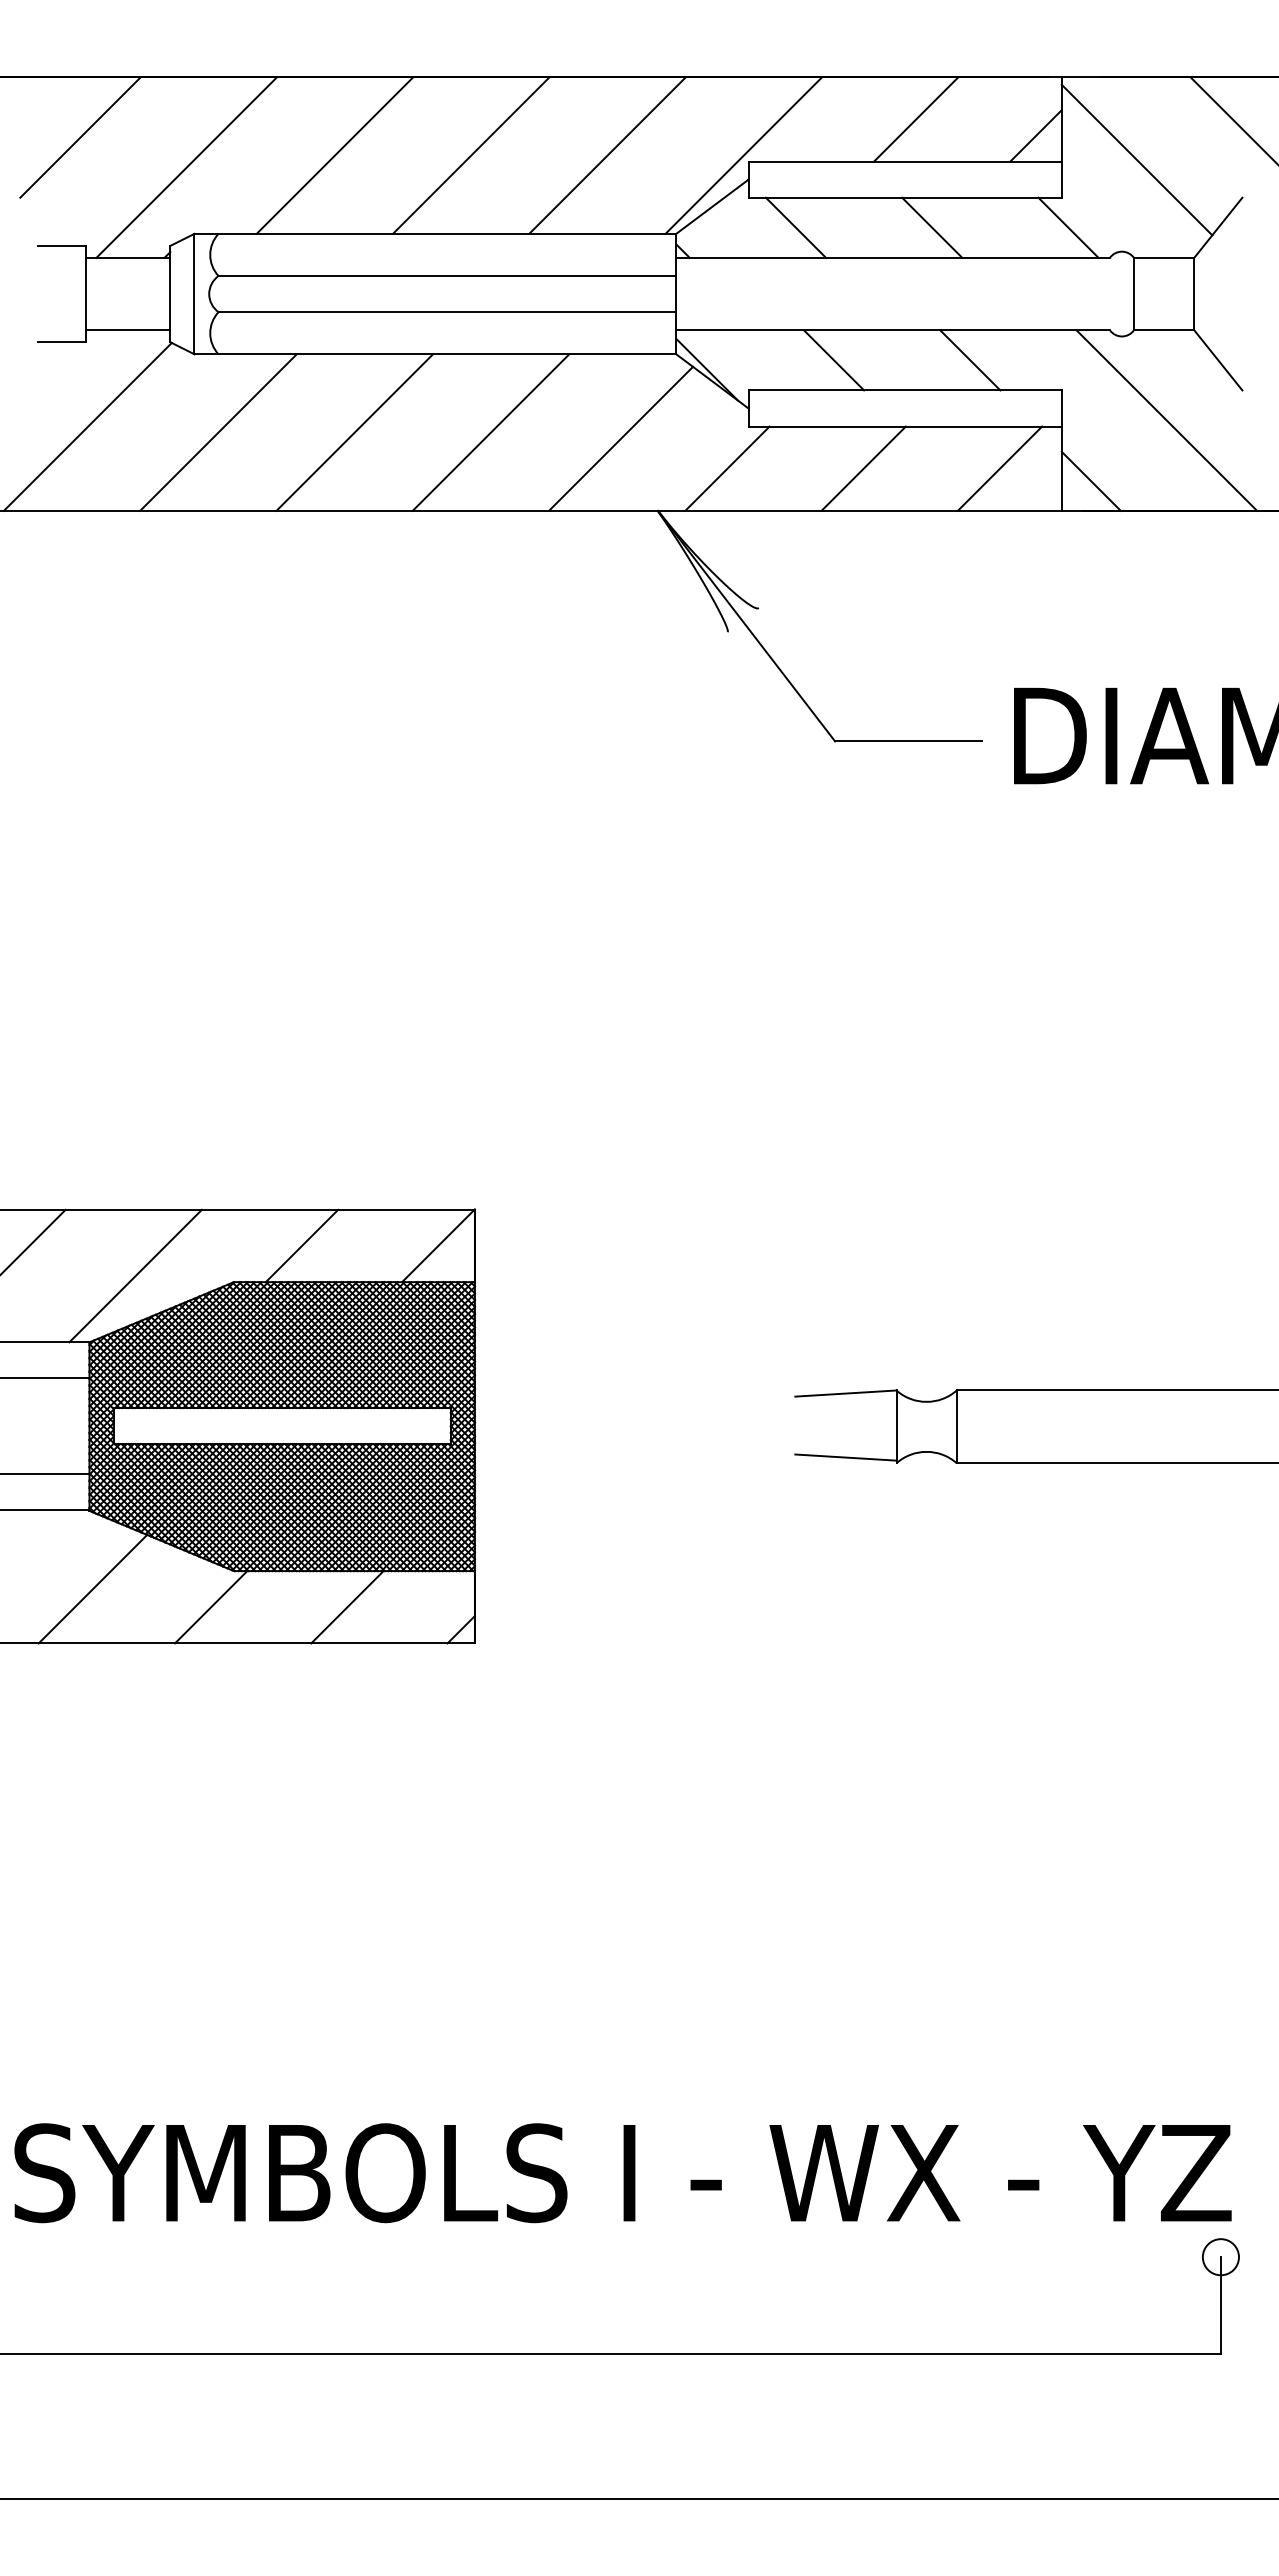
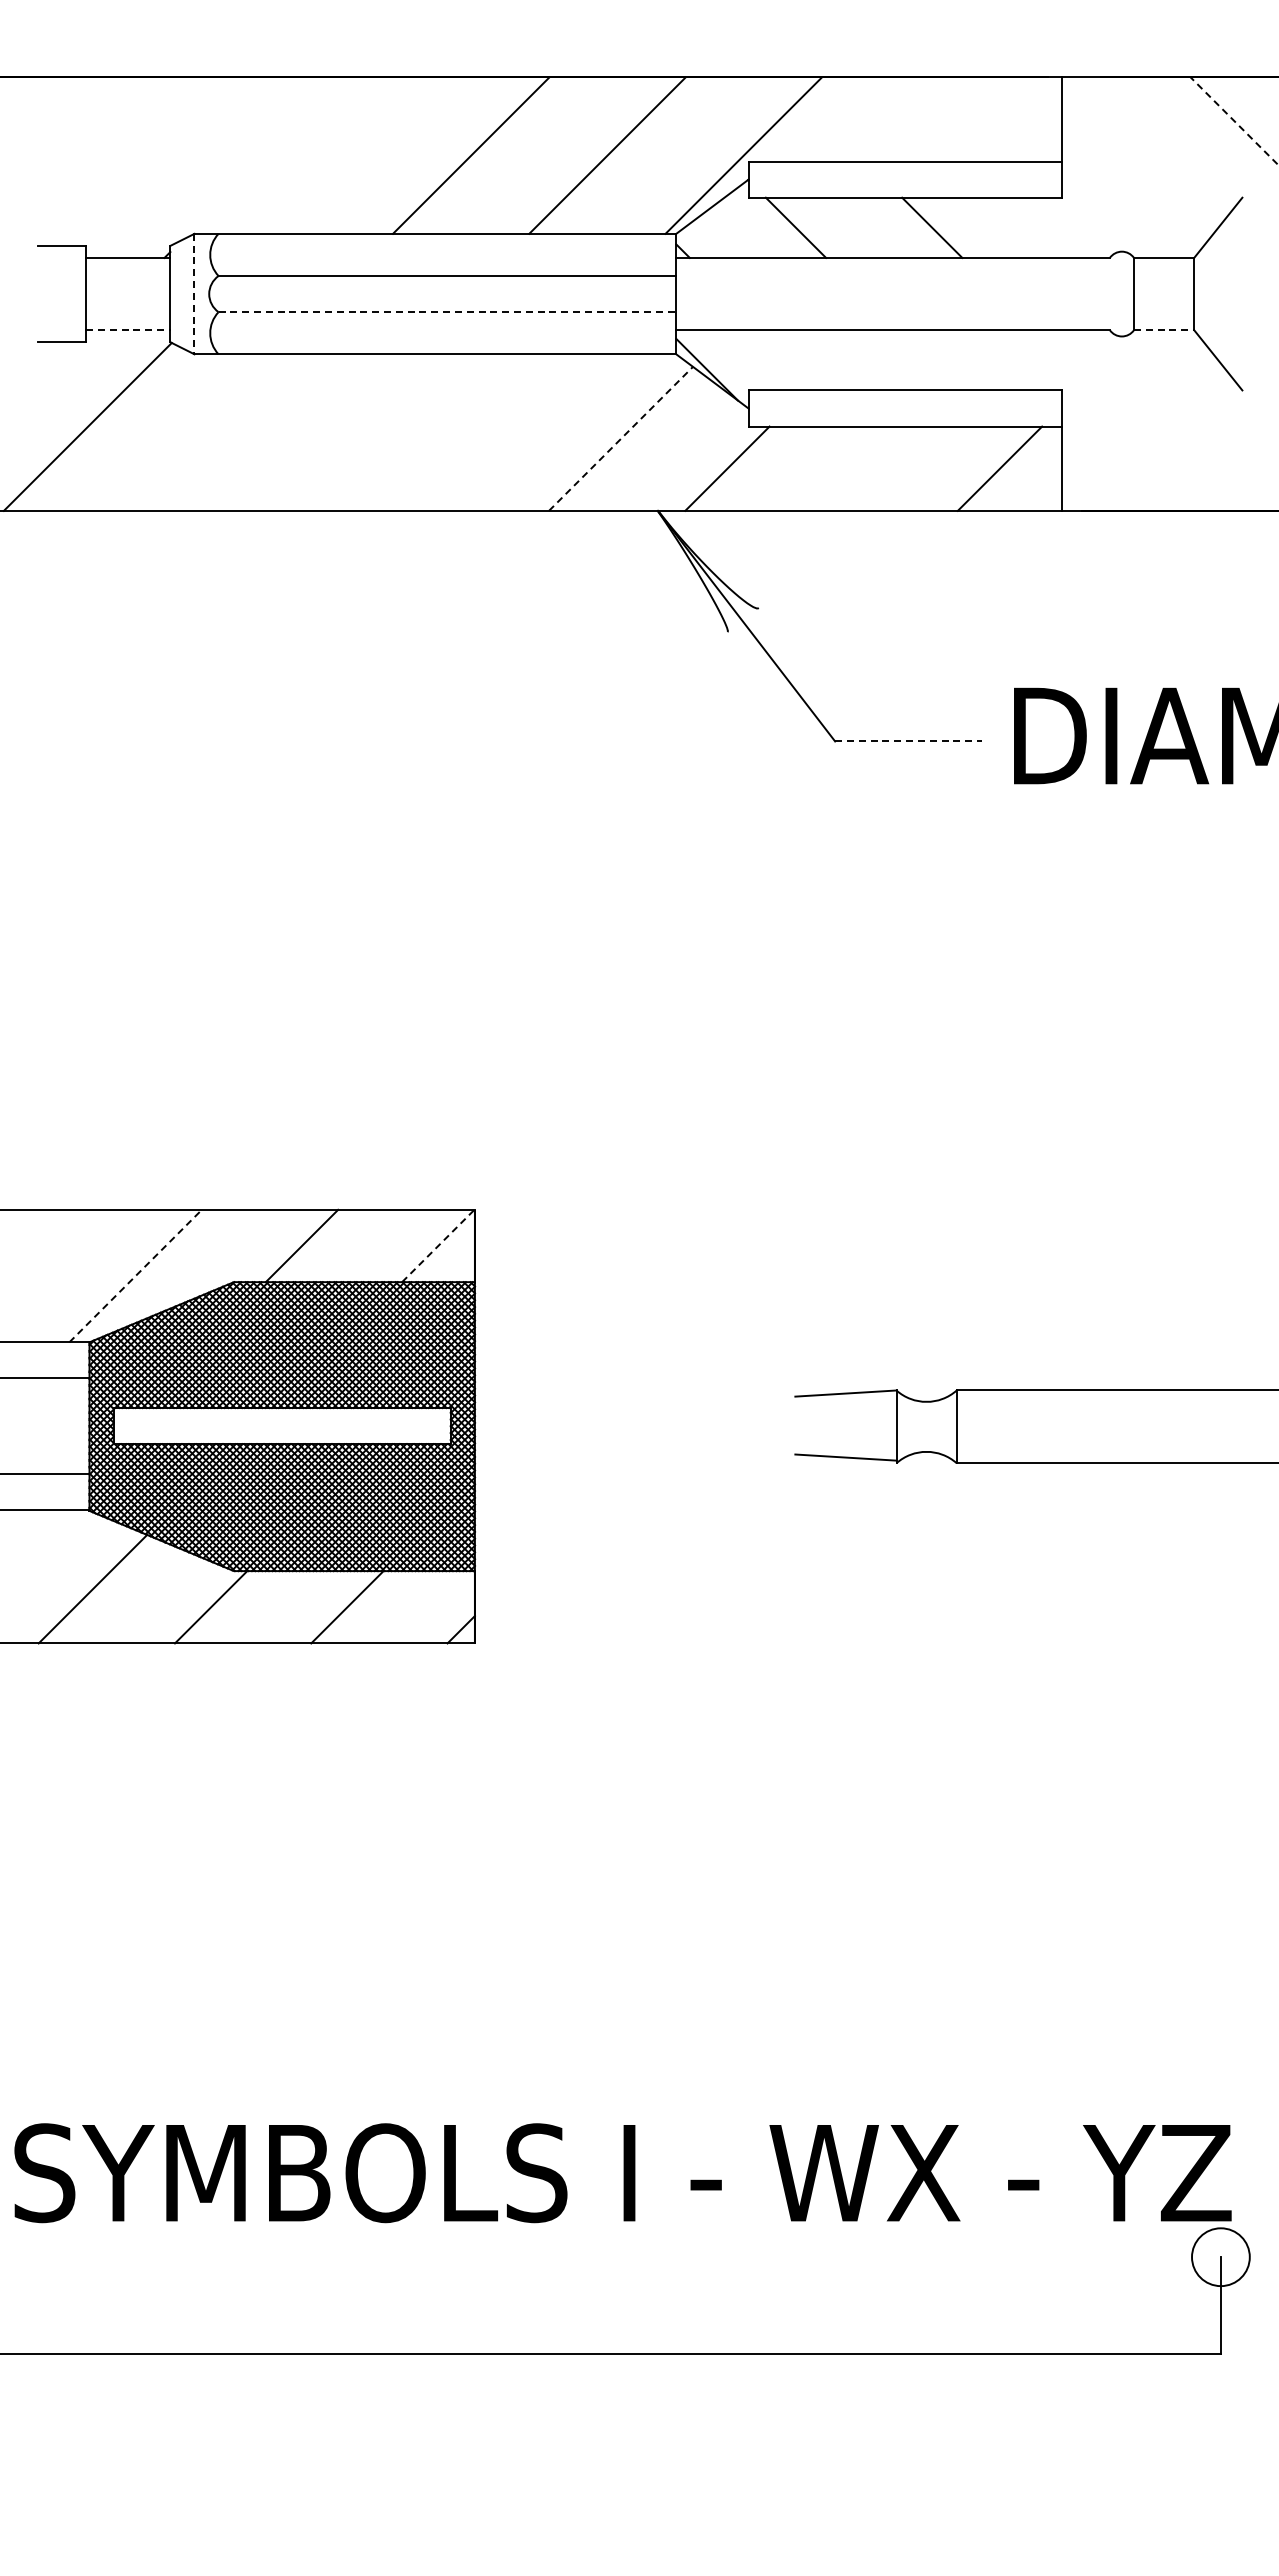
line: present -> none (916, 119)
line: solid -> dashed (1234, 120)
line: present -> none (1035, 135)
line: present -> none (80, 137)
line: present -> none (334, 155)
line: present -> none (1136, 159)
line: present -> none (186, 167)
line: present -> none (1068, 227)
line: solid -> dashed (194, 294)
line: solid -> dashed (447, 312)
line: solid -> dashed (128, 330)
line: solid -> dashed (1164, 330)
line: present -> none (833, 360)
line: present -> none (970, 360)
line: present -> none (1166, 420)
line: present -> none (218, 432)
line: present -> none (354, 432)
line: present -> none (490, 432)
line: solid -> dashed (621, 438)
line: present -> none (863, 468)
line: present -> none (1090, 480)
line: solid -> dashed (908, 741)
line: present -> none (33, 1240)
line: solid -> dashed (438, 1245)
line: solid -> dashed (135, 1276)
circle diameter: 36 px -> 58 px (1220, 2257)
line: present -> none (638, 2498)
